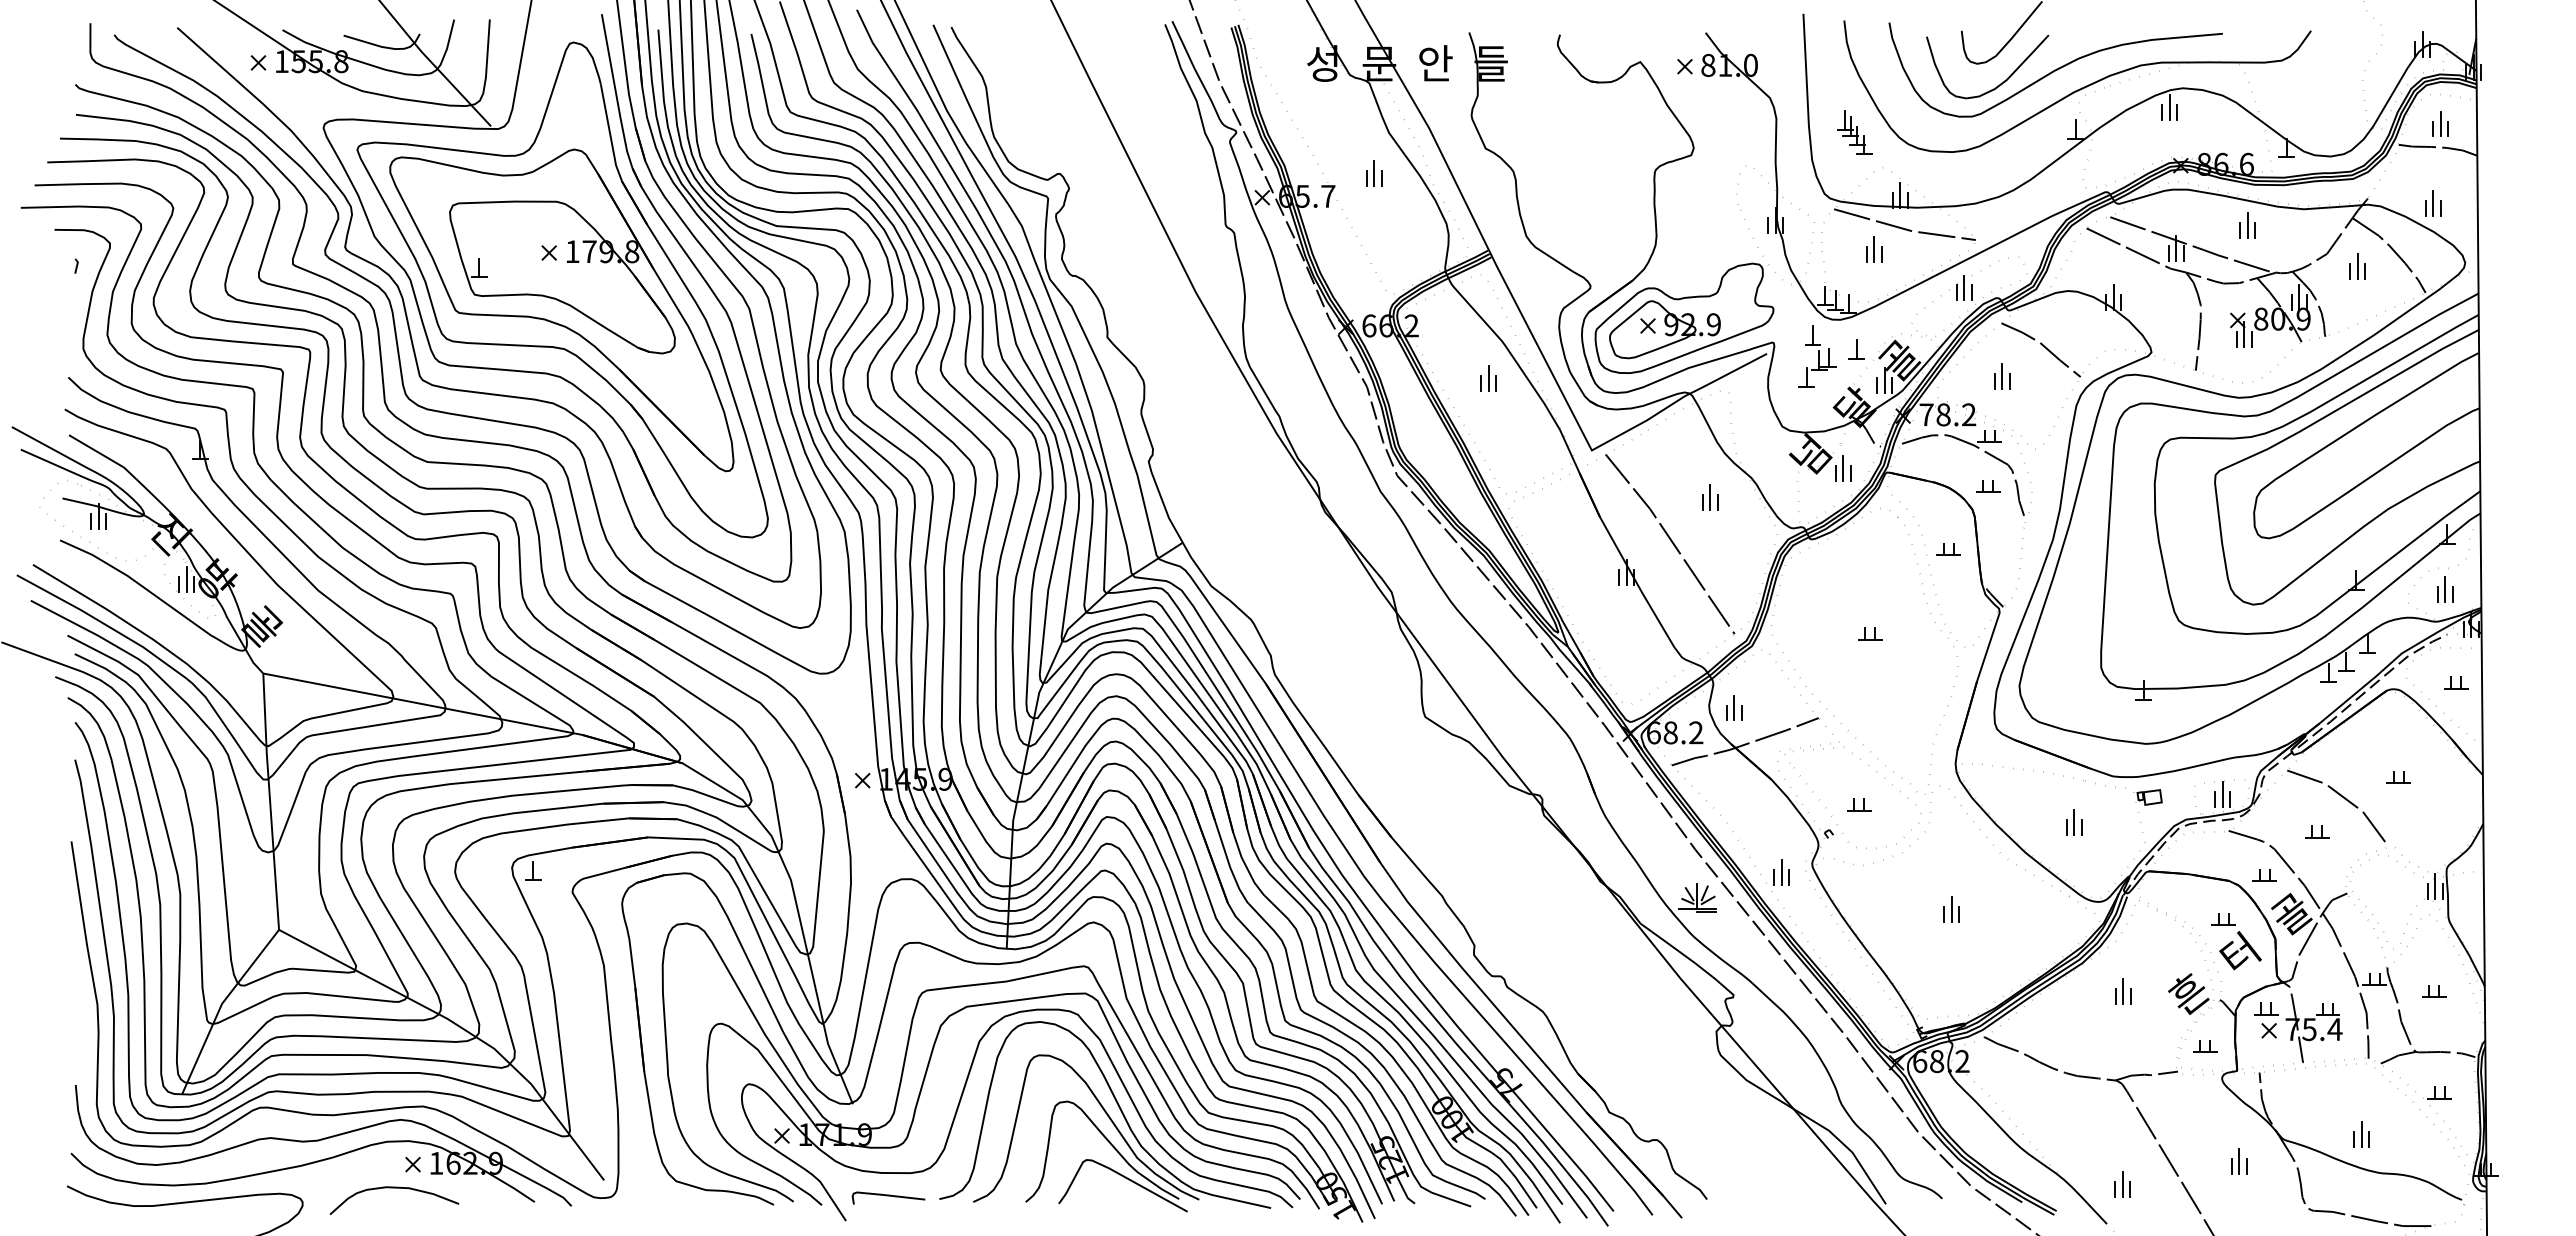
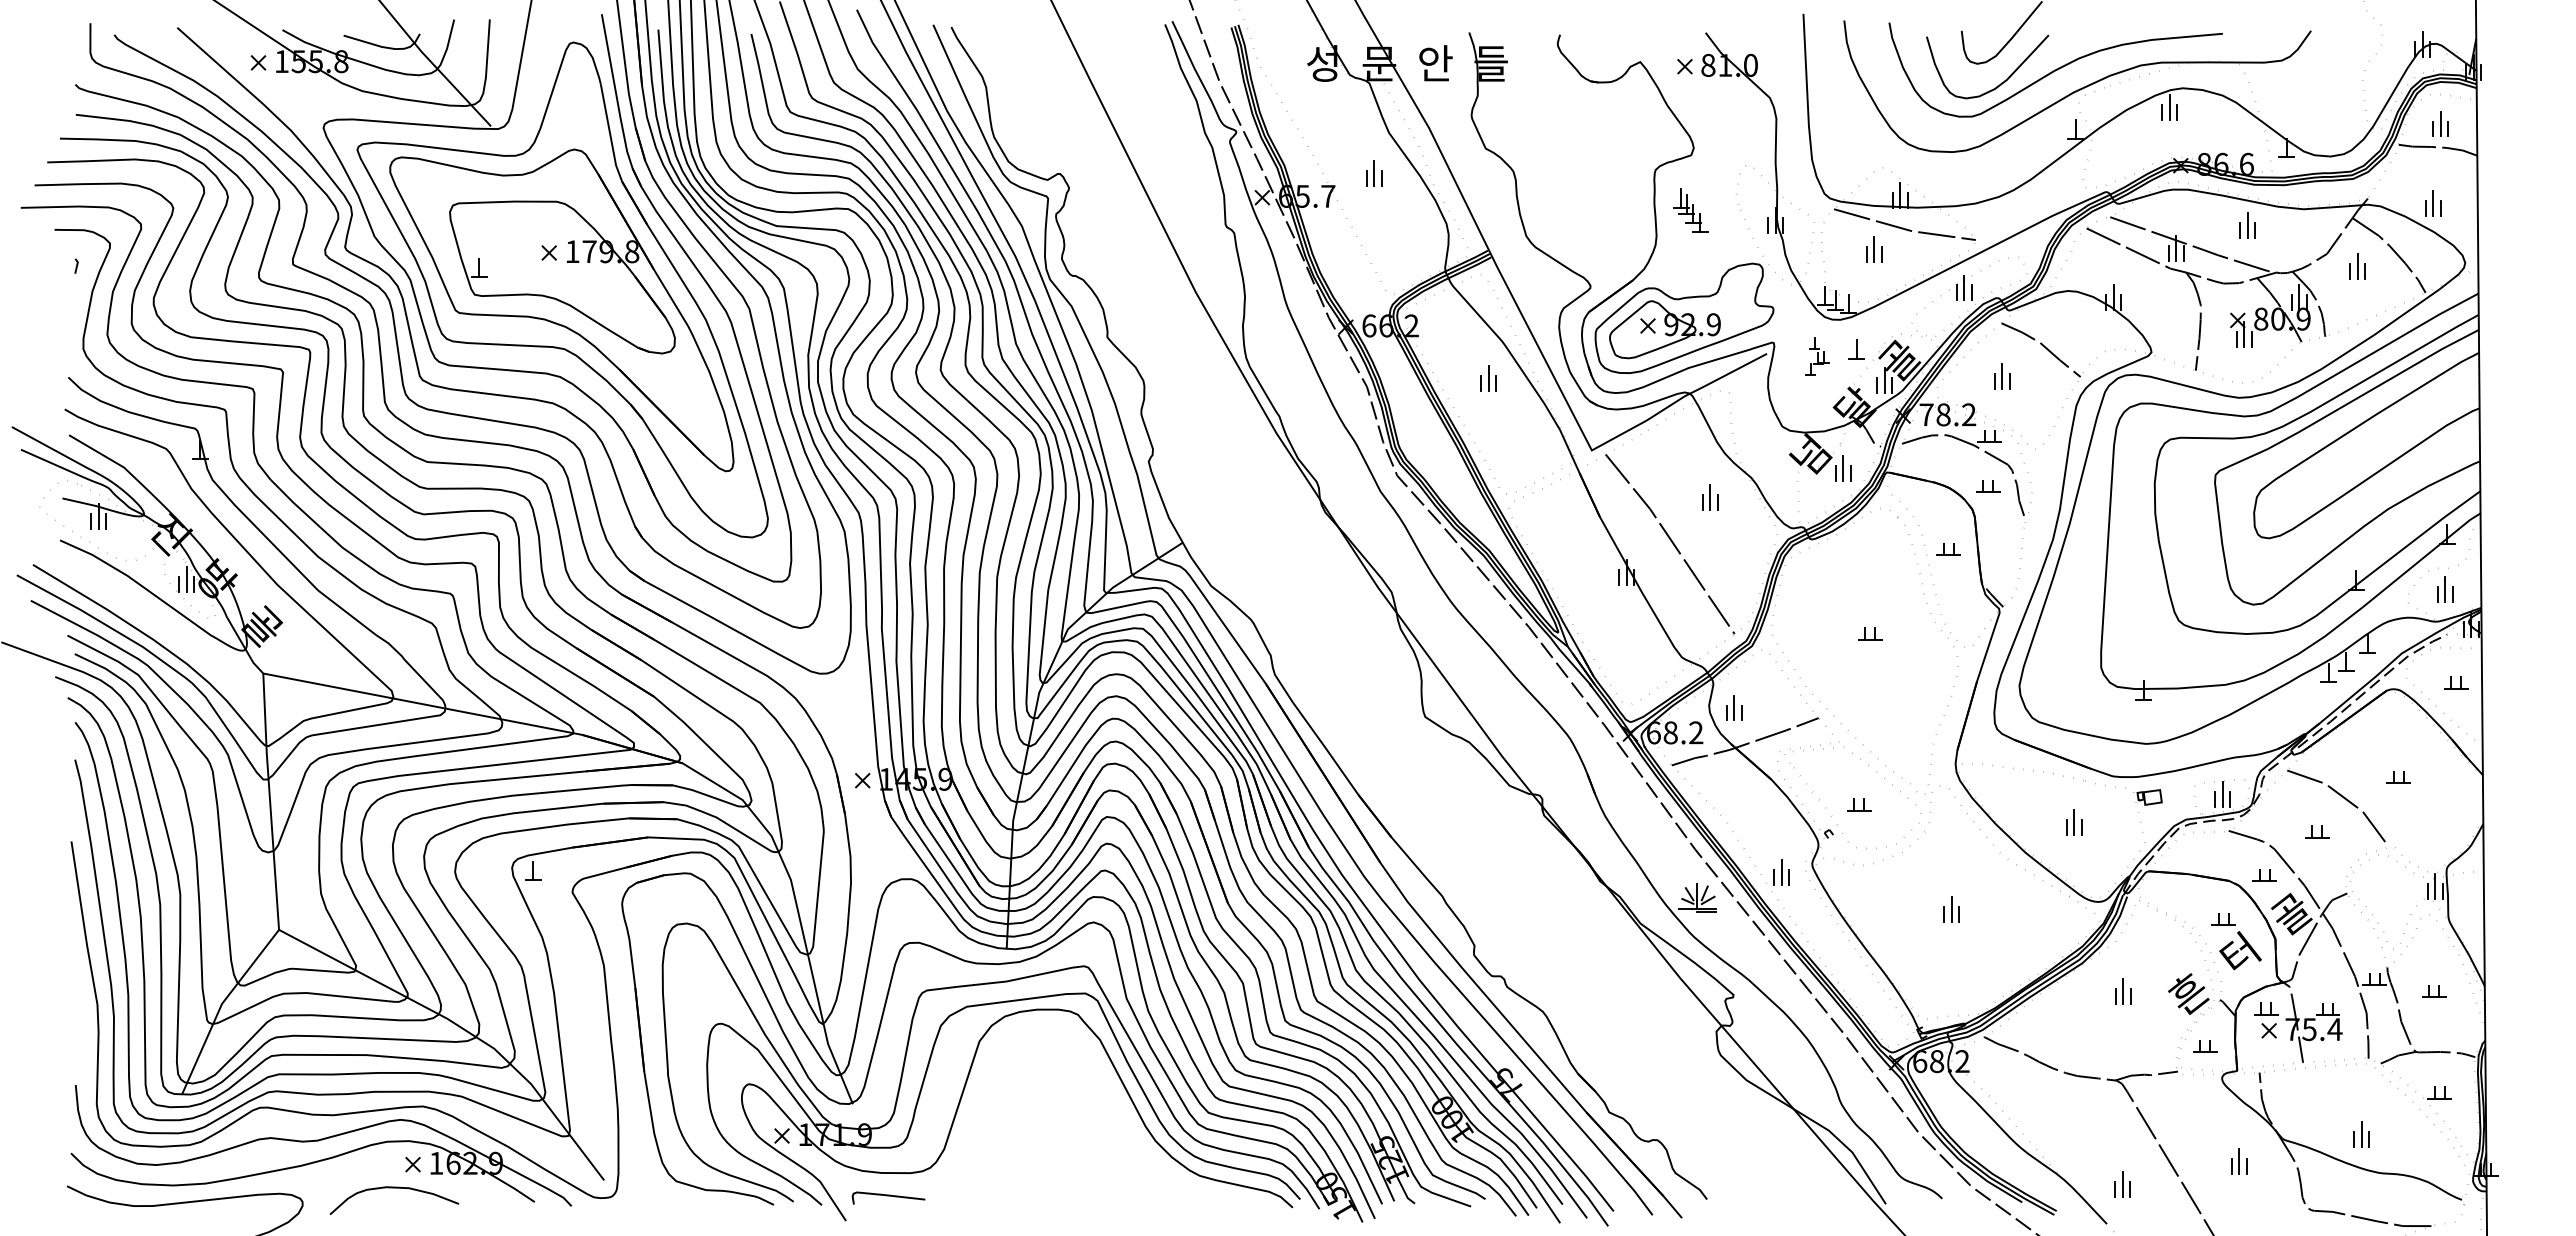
part position: (1854, 132) -> (1690, 210) (1690, 210)
part size: 39x63 px -> 25x39 px (1817, 356)
part: present -> none (1105, 1116)
